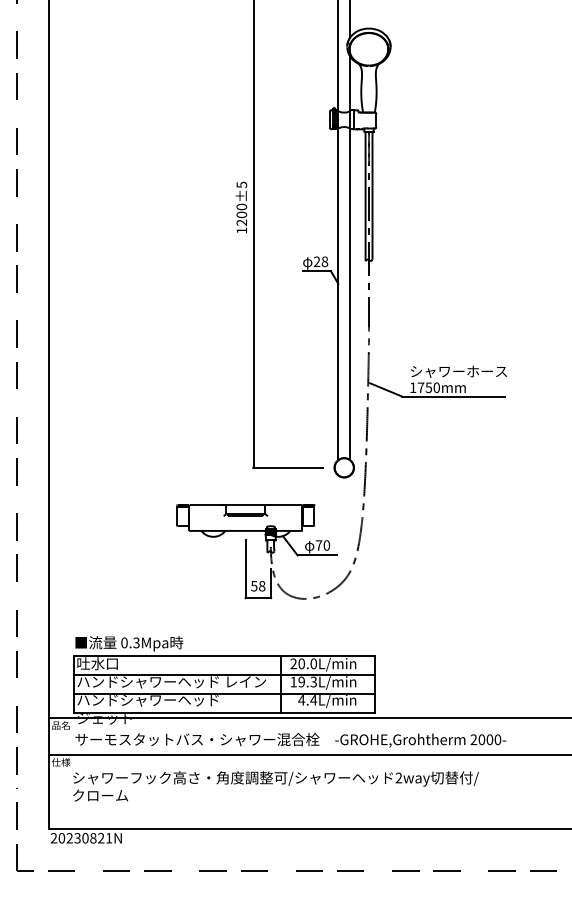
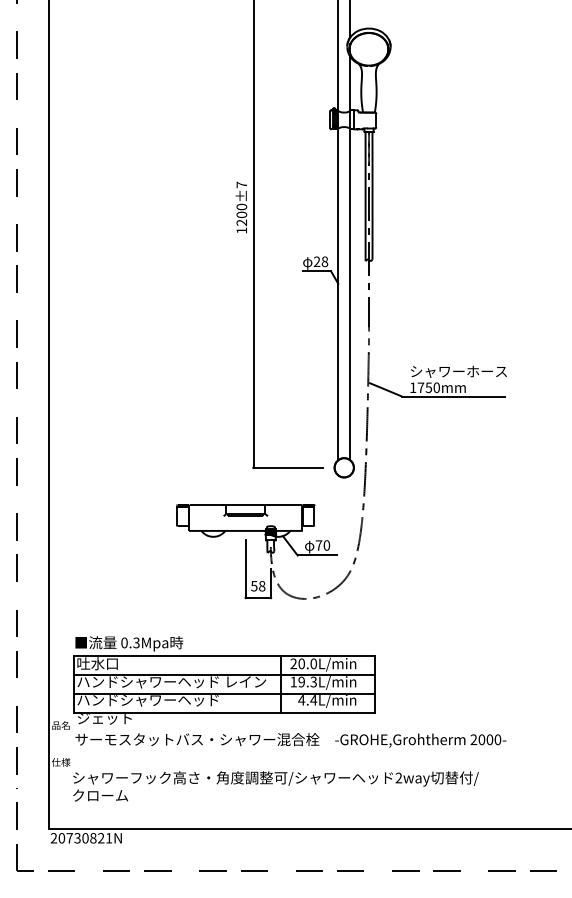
text: 1200±5 -> 1200±7 (241, 184)
line: present -> none (308, 718)
line: present -> none (308, 755)
text: 20230821N -> 20730821N (69, 838)
